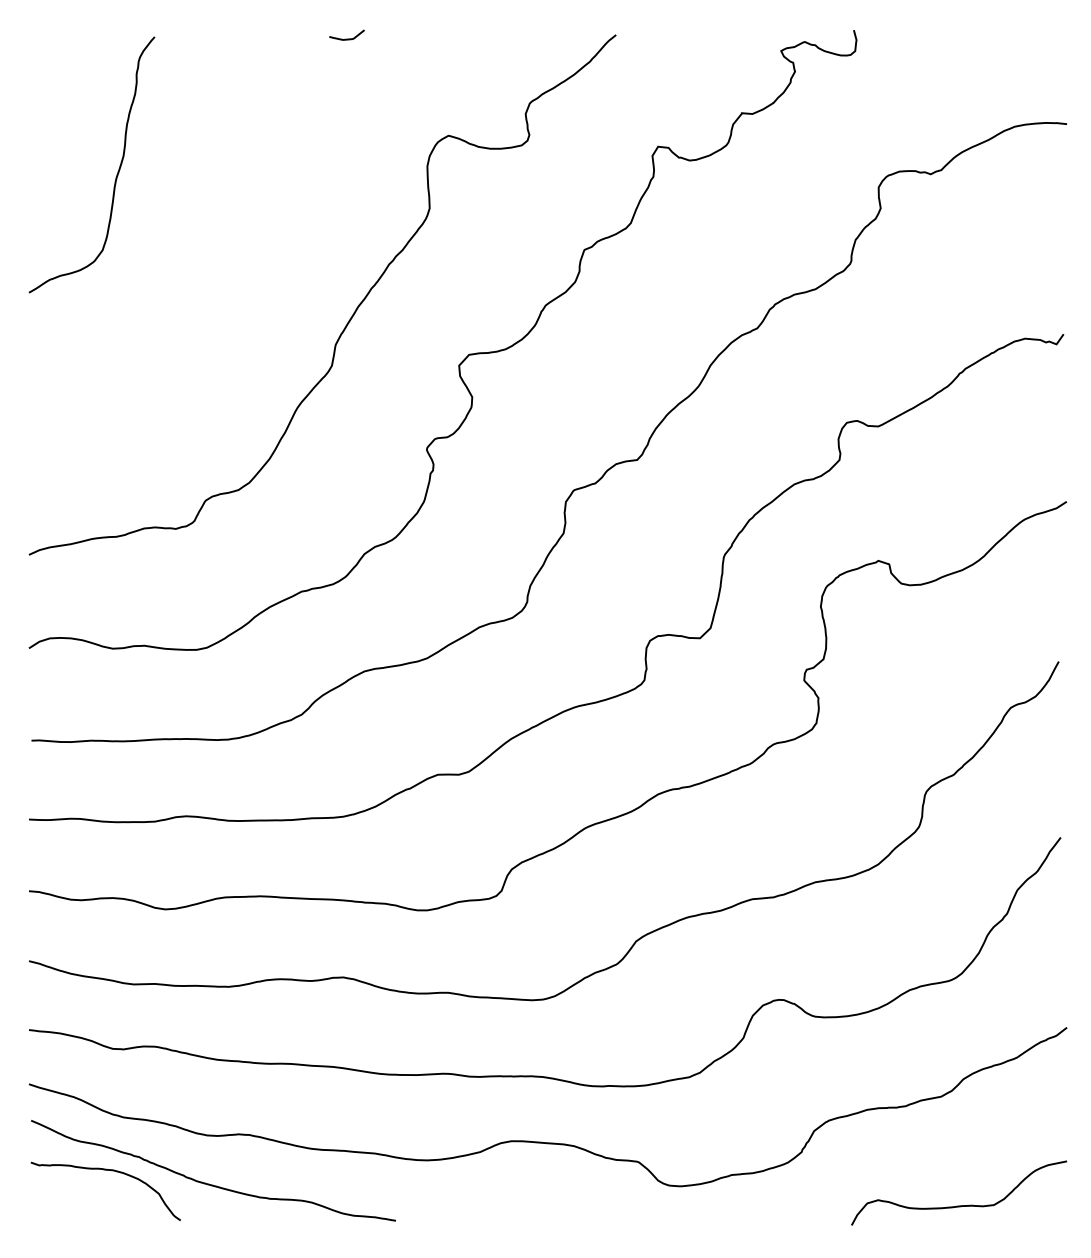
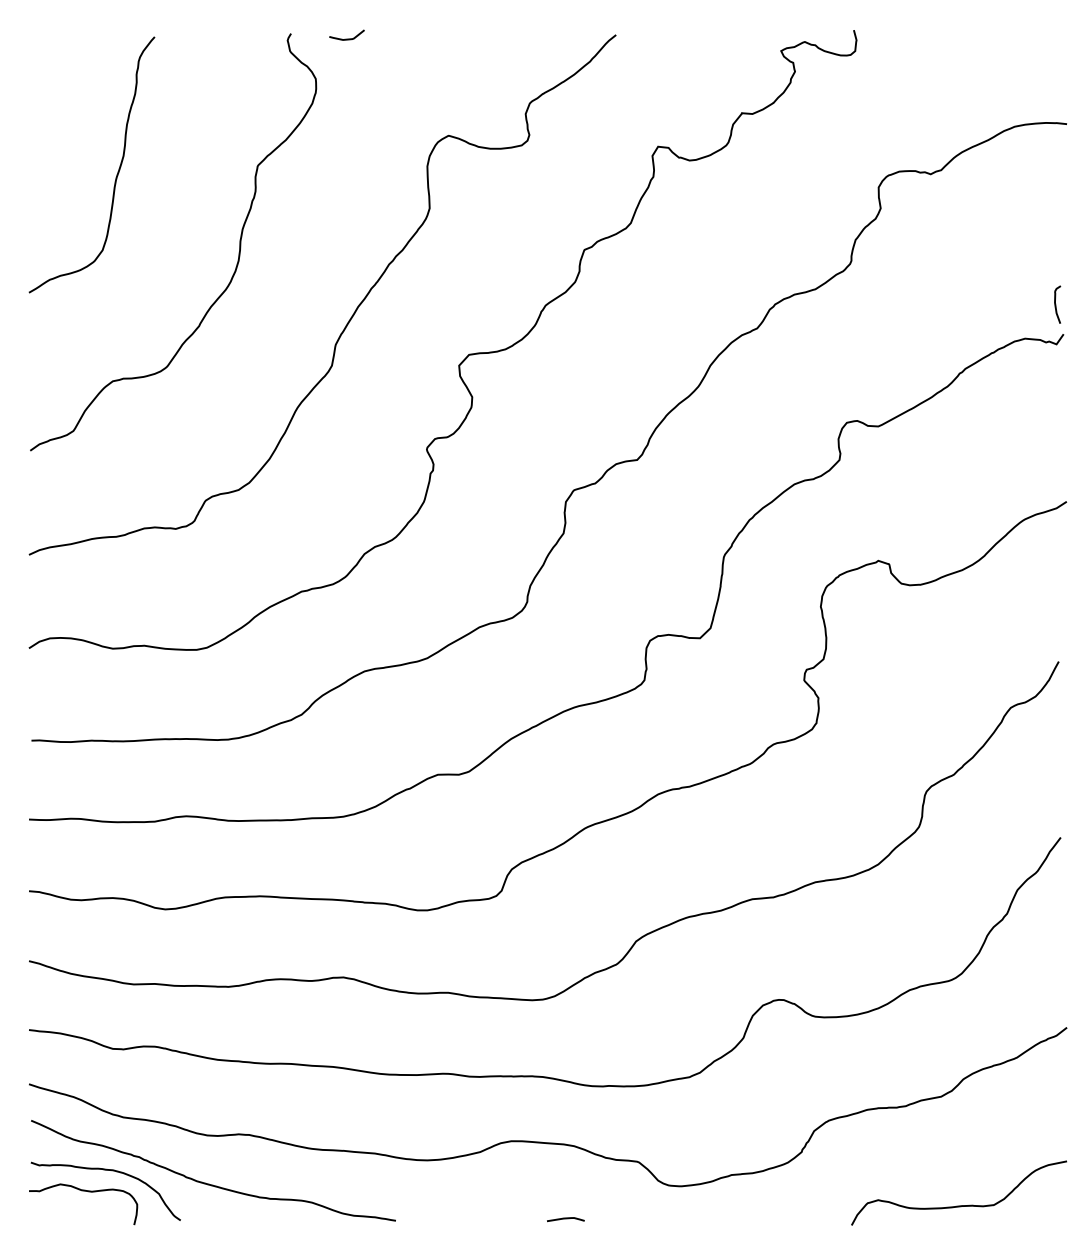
curve: none -> present (238, 252)
curve: none -> present (1056, 304)
curve: none -> present (83, 1191)
curve: none -> present (565, 1219)
